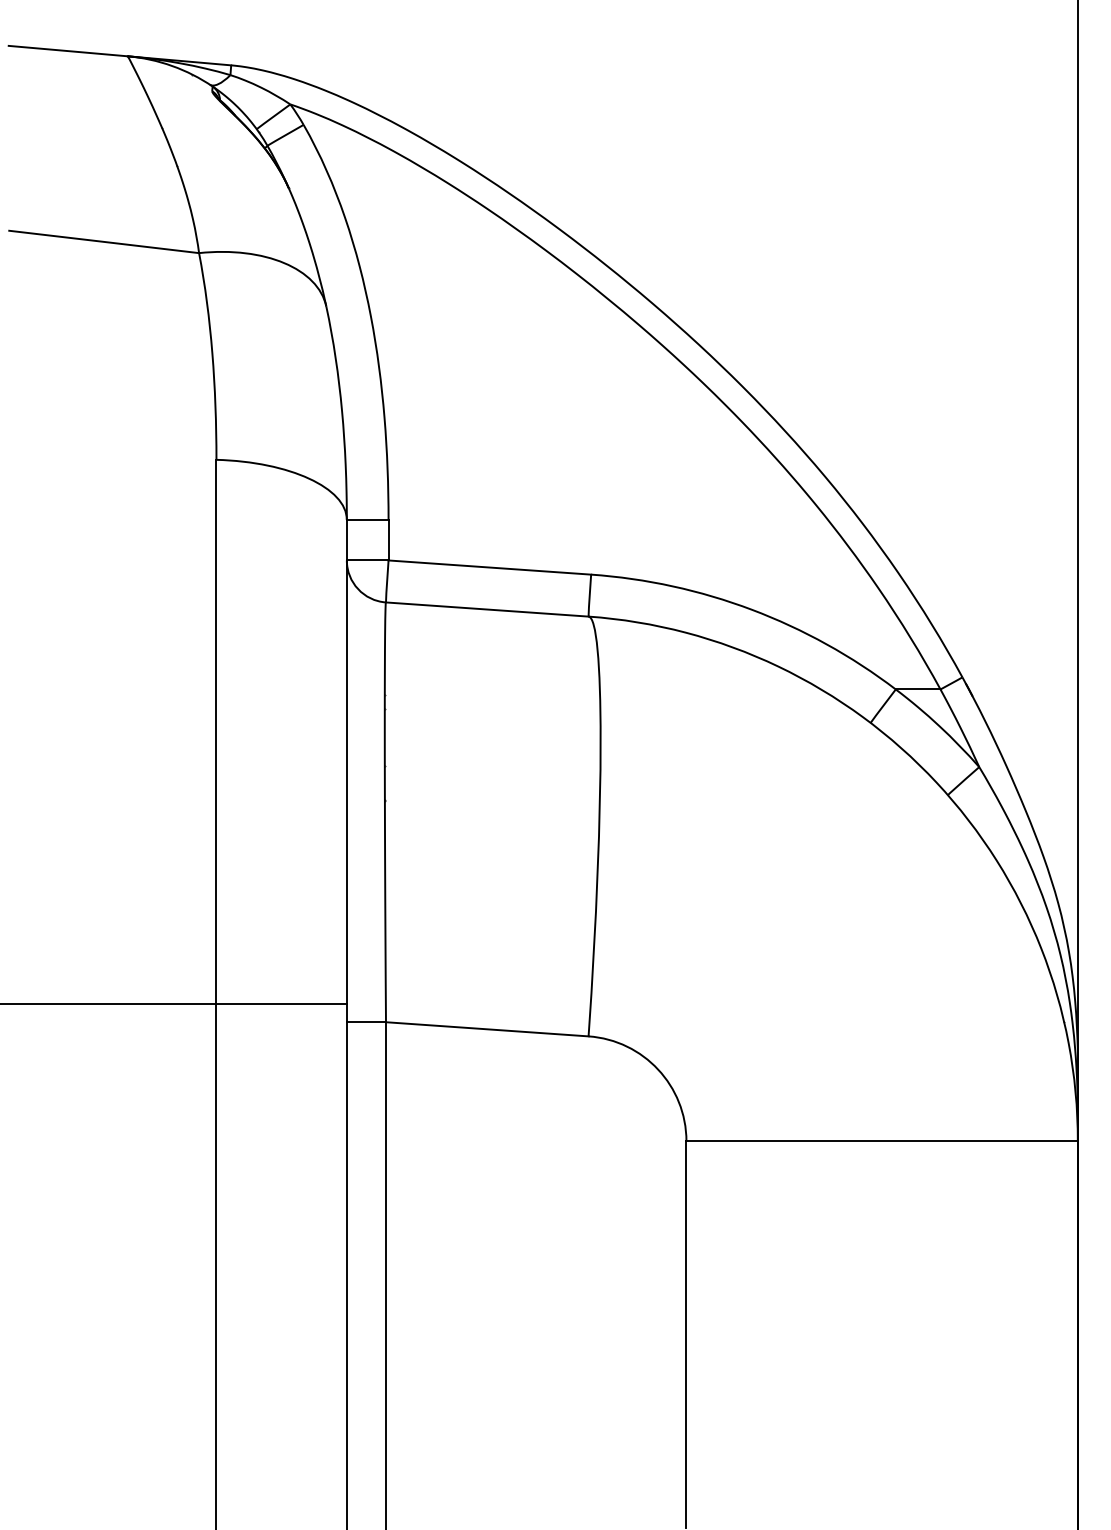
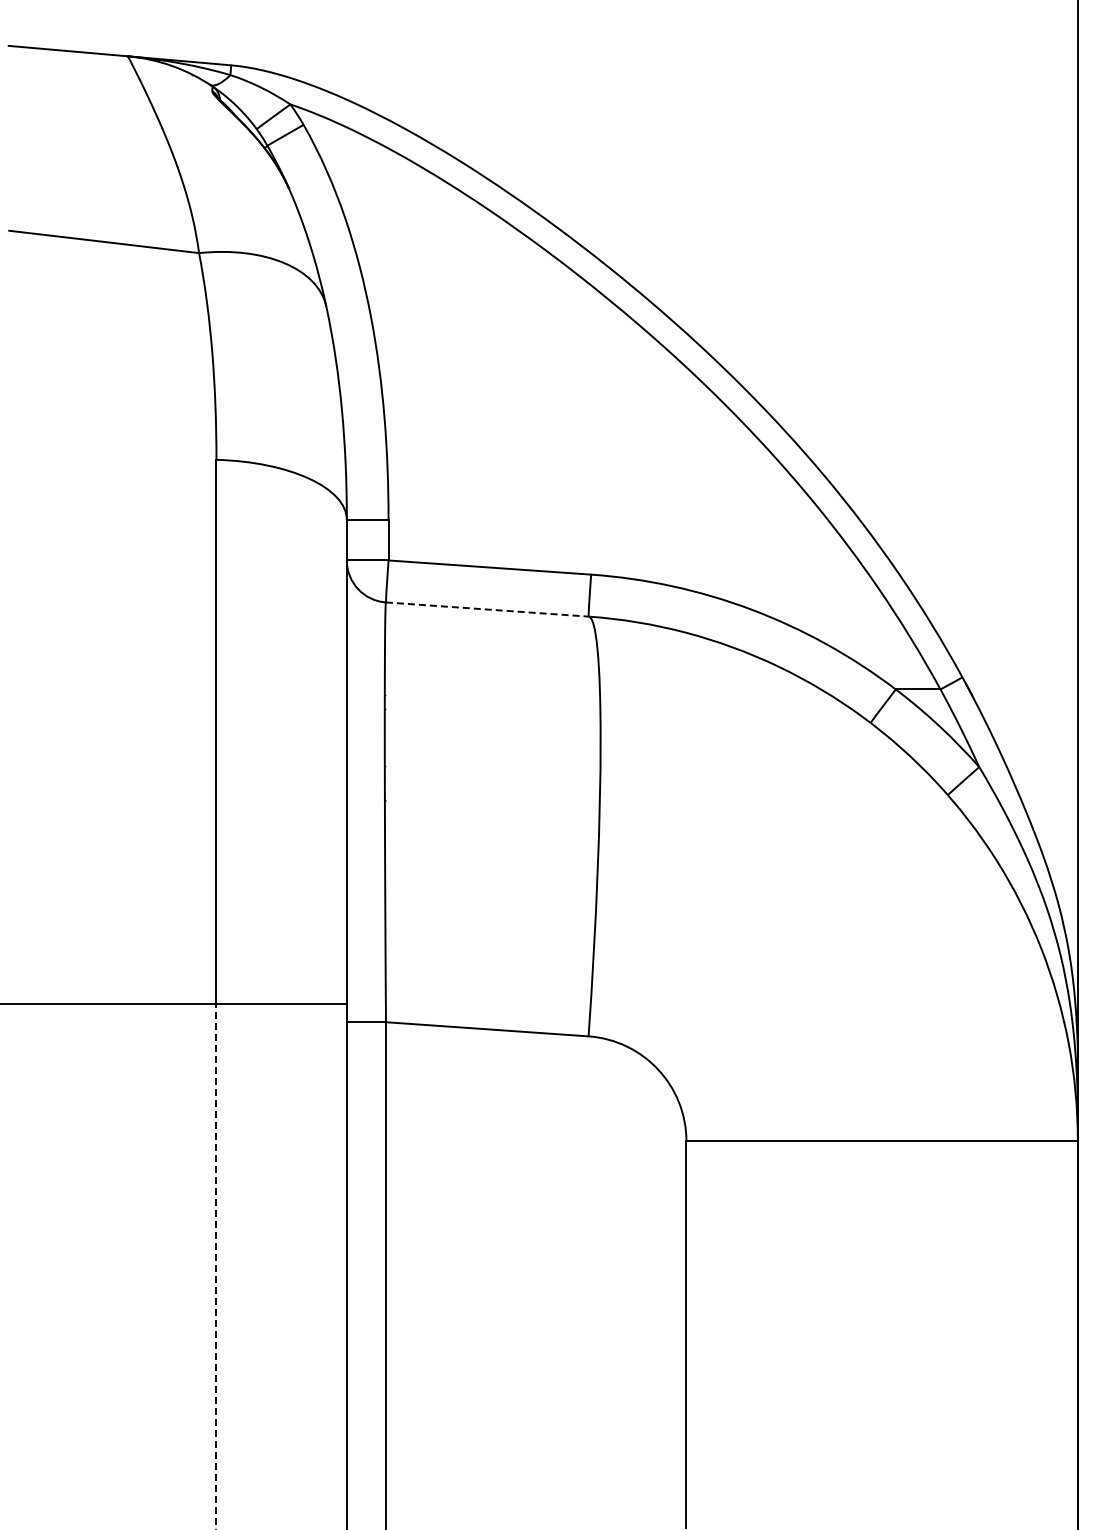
line: solid -> dashed (487, 609)
line: solid -> dashed (216, 1266)
